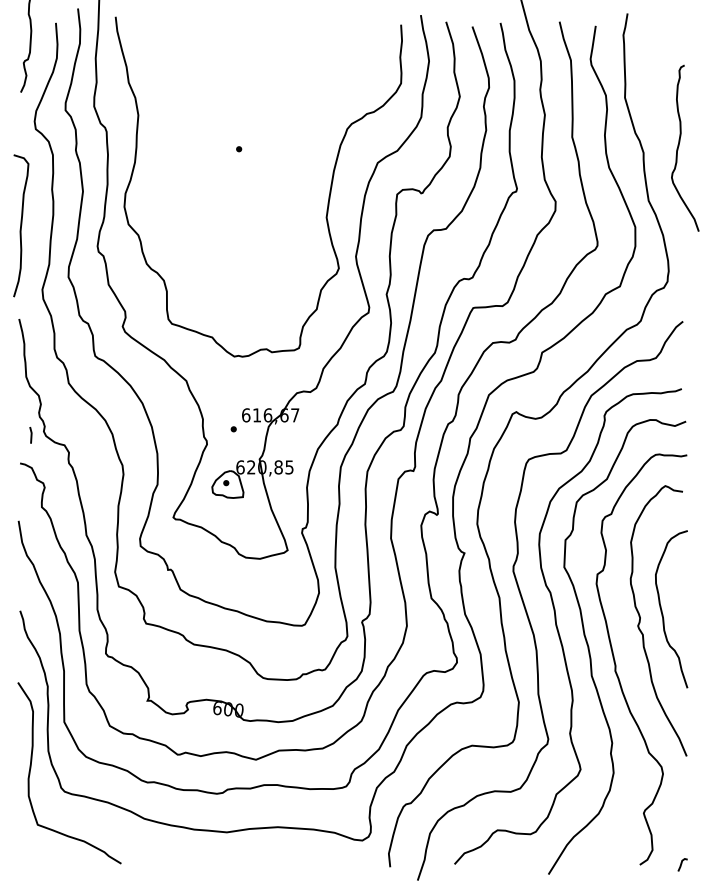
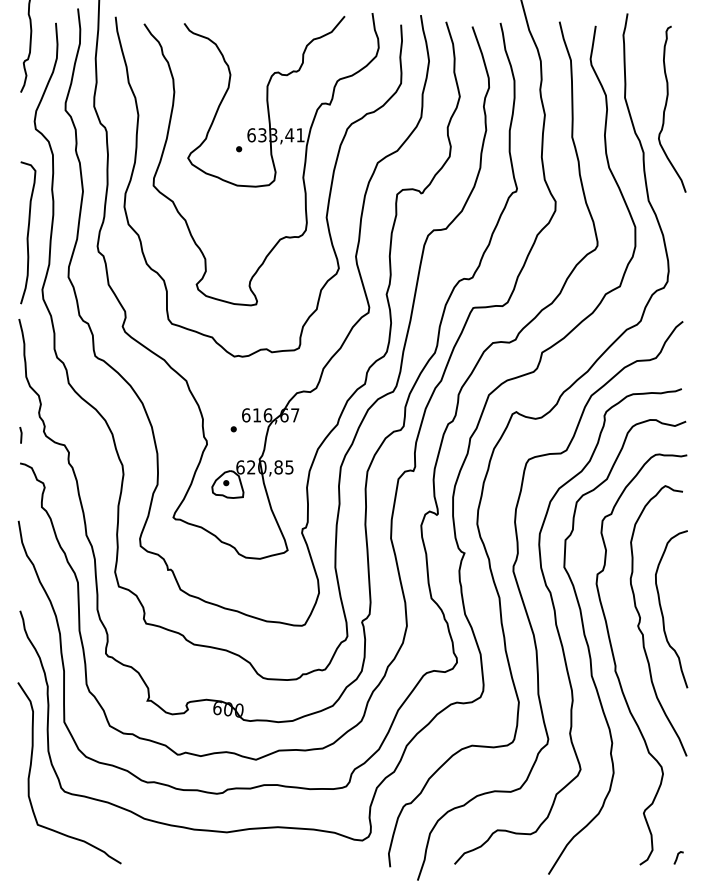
curve position: (679, 146) -> (666, 107) (666, 107)
part: none -> present (270, 156)
curve position: (21, 225) -> (28, 232) (28, 232)
line position: (30, 435) -> (20, 435) (20, 435)
line position: (682, 863) -> (678, 856) (678, 856)
